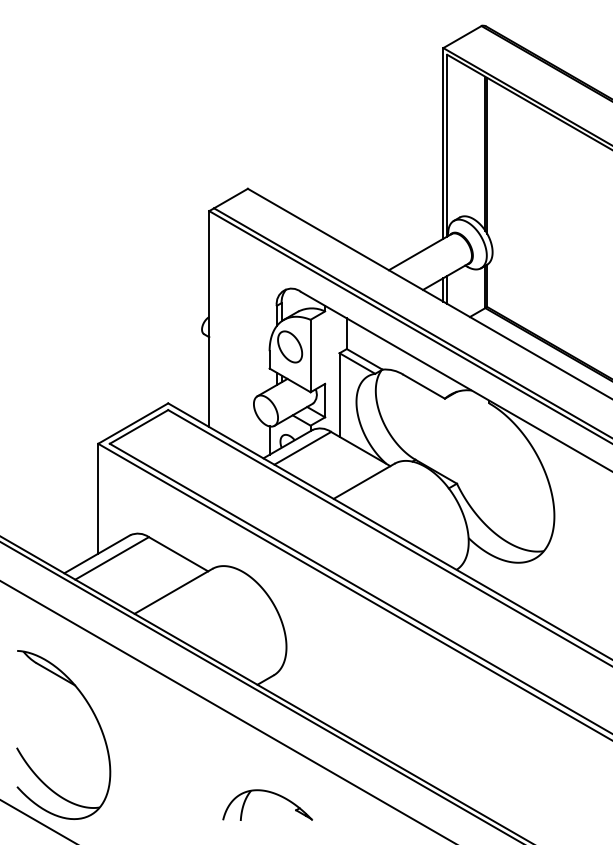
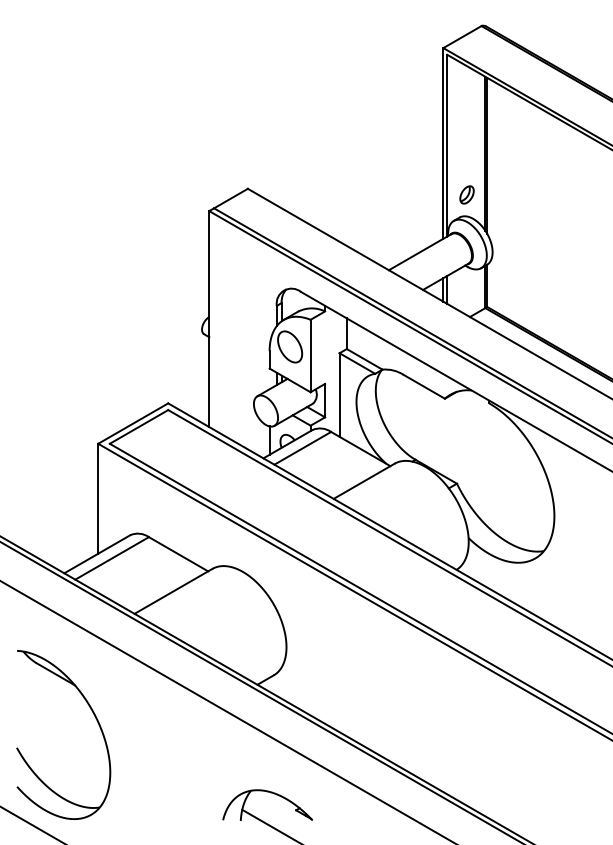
part: none -> present (466, 194)
line position: (37, 821) -> (31, 824) (31, 824)
line: none -> present (269, 825)
